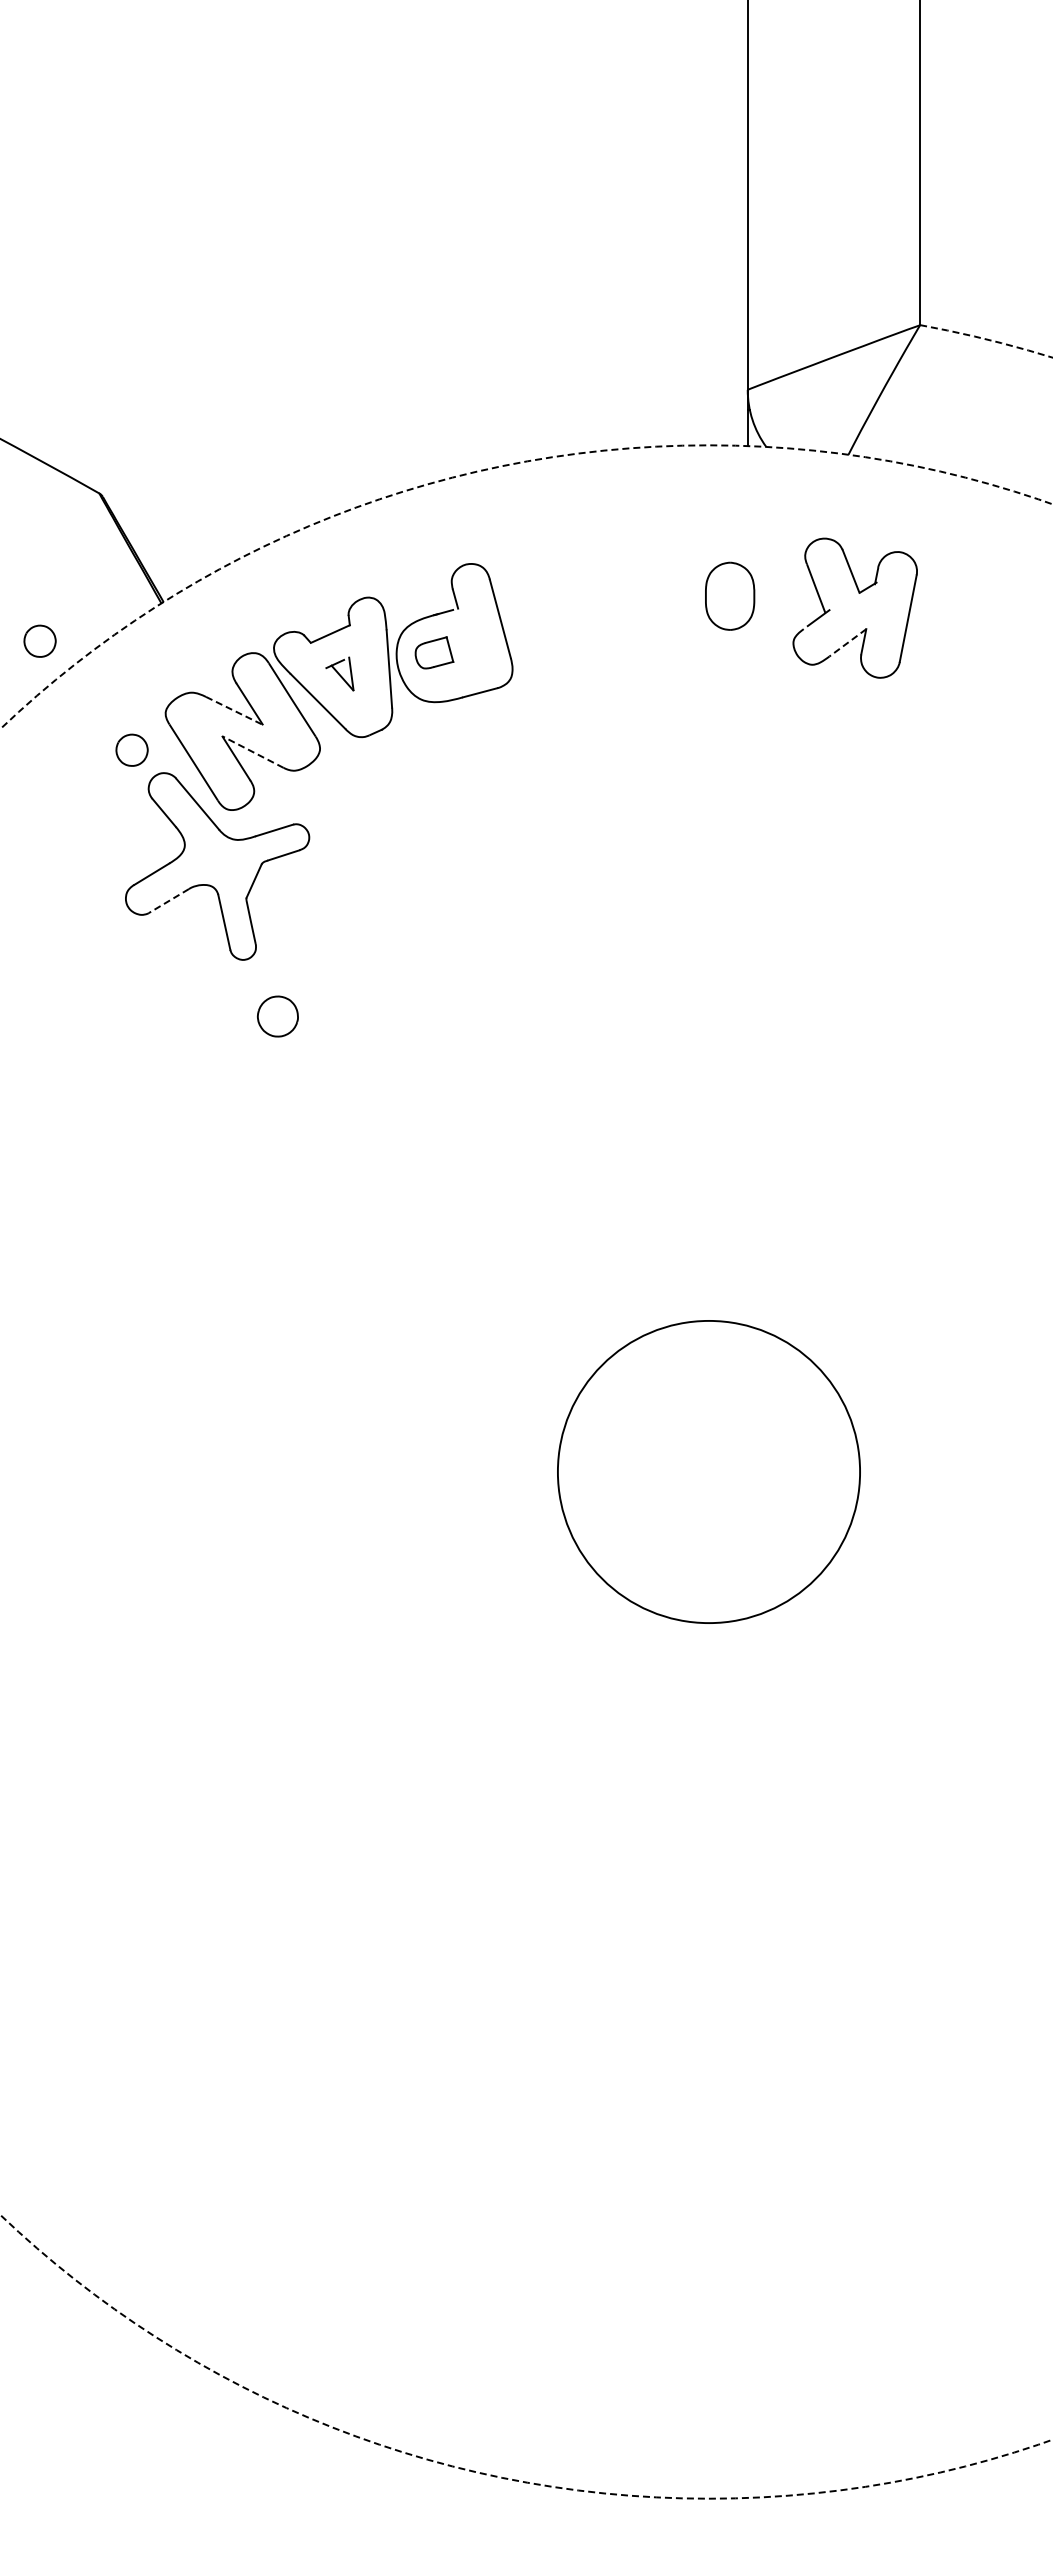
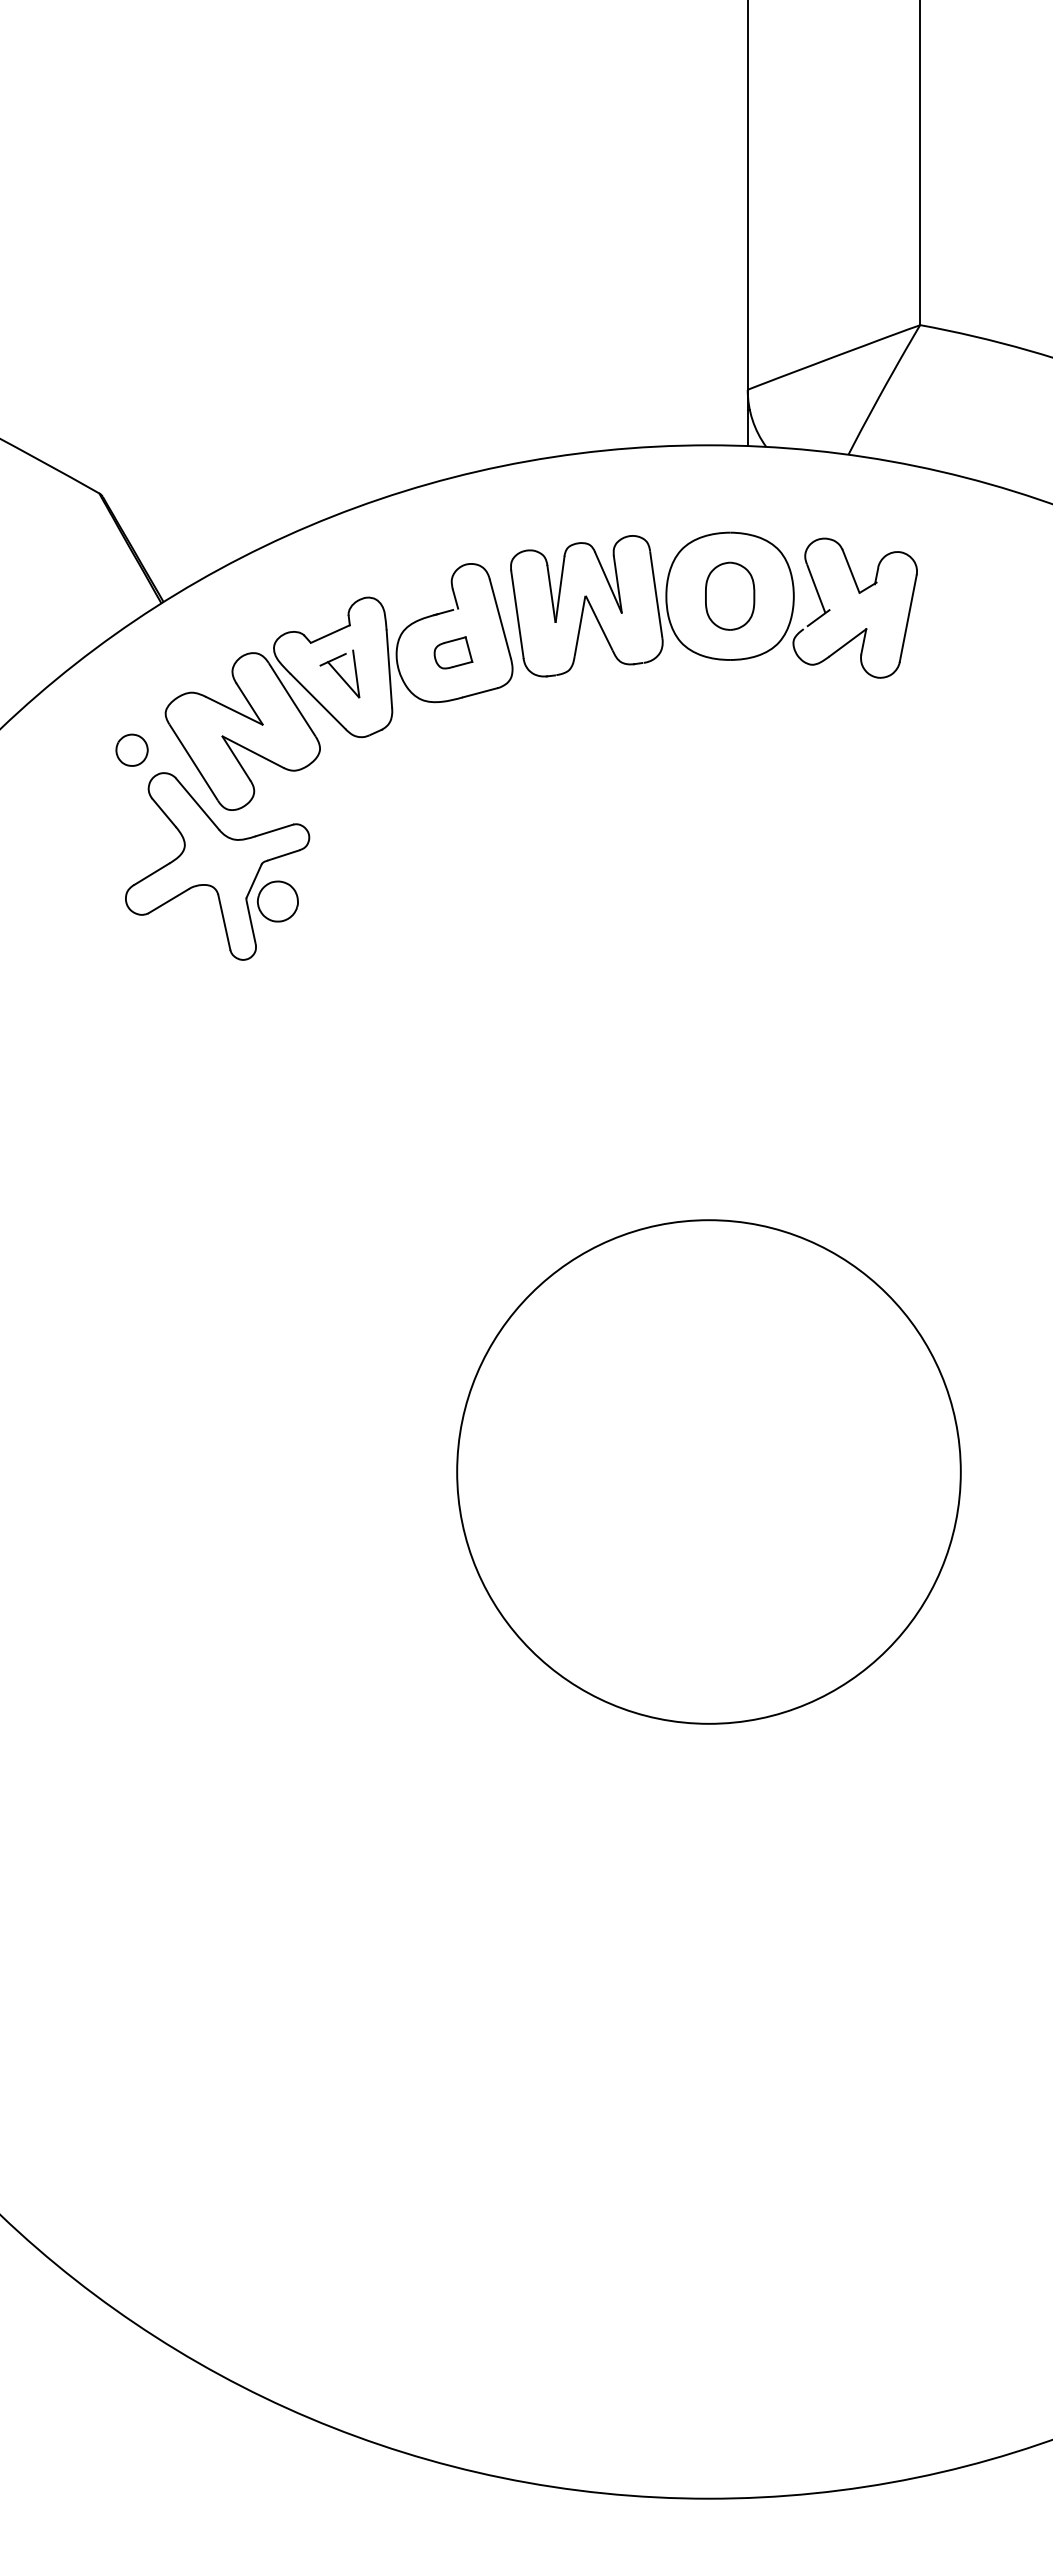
arc: dashed -> solid (987, 339)
part: none -> present (652, 604)
part: present -> none (39, 640)
line: dashed -> solid (847, 642)
part position: (434, 652) -> (453, 652) (453, 652)
part size: 30x36 px -> 42x50 px (339, 673)
line: dashed -> solid (234, 711)
line: dashed -> solid (252, 751)
line: dashed -> solid (168, 901)
part position: (277, 1016) -> (277, 901) (277, 901)
circle: dashed -> solid (526, 1471)
circle diameter: 302 px -> 504 px (708, 1471)
